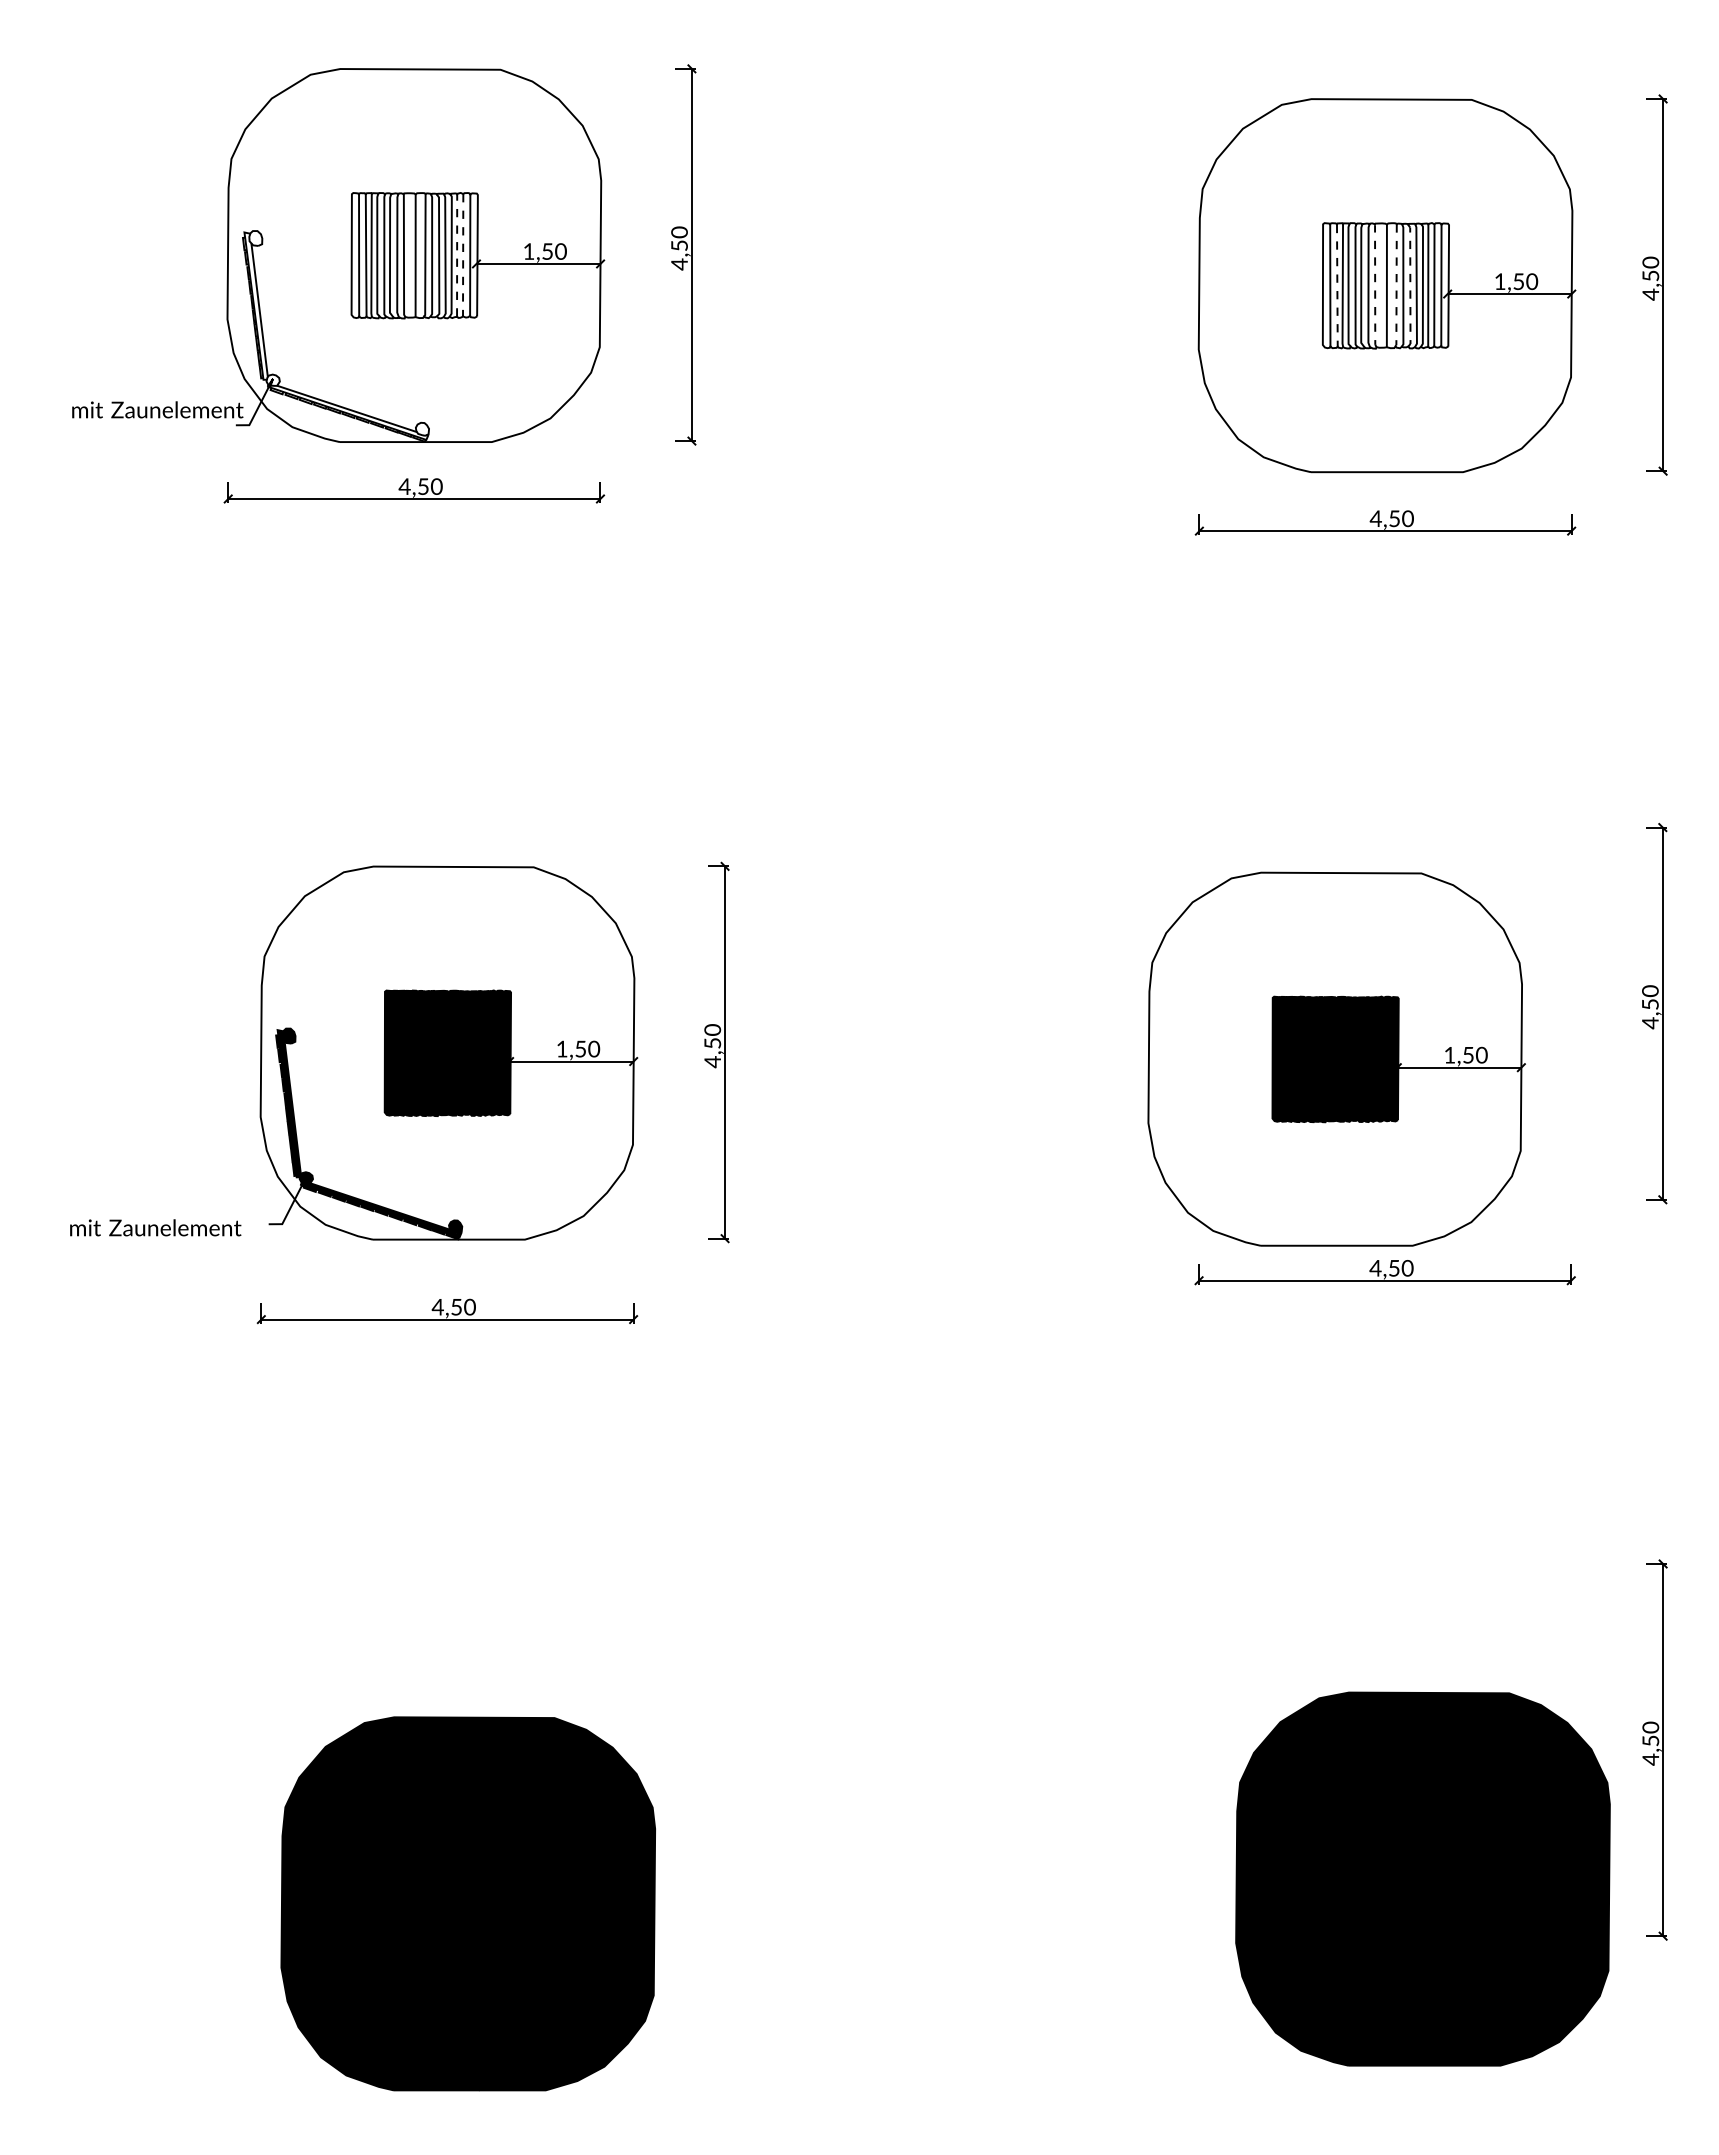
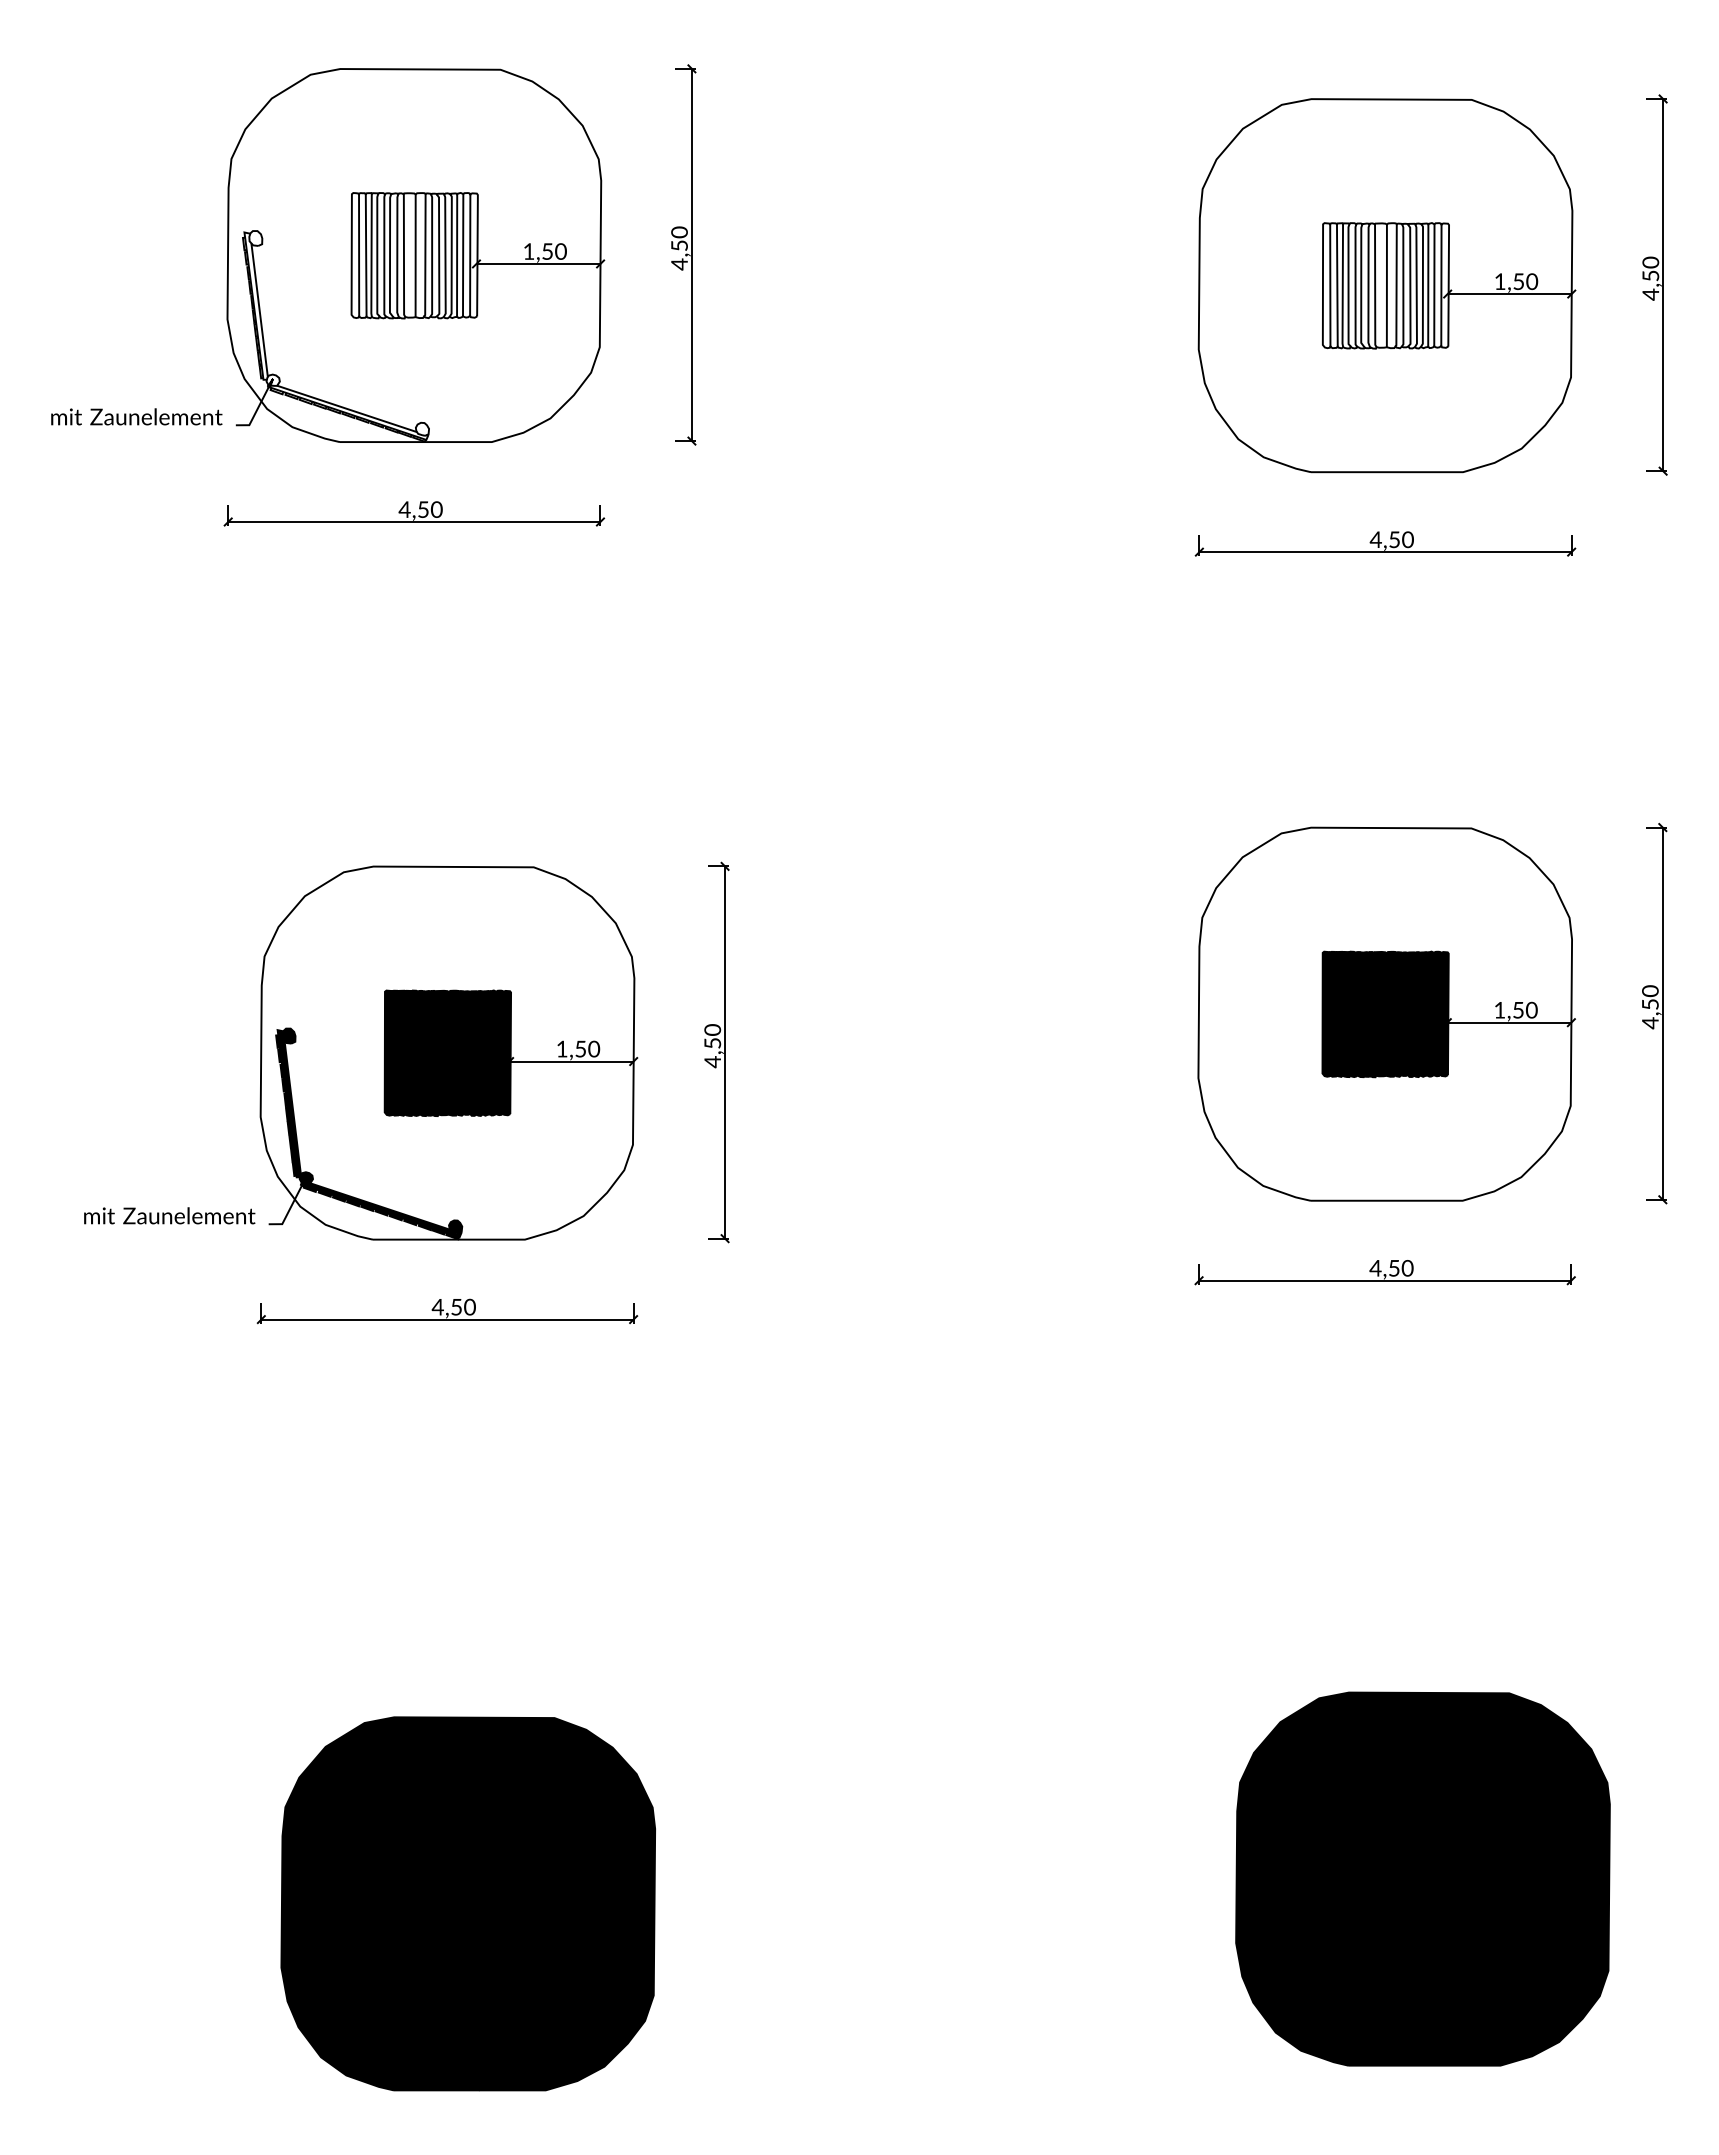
line: dashed -> solid (457, 254)
line: dashed -> solid (463, 255)
line: dashed -> solid (1337, 285)
line: dashed -> solid (1375, 286)
line: dashed -> solid (1396, 286)
line: dashed -> solid (1410, 286)
text position: (157, 409) -> (136, 416) (136, 416)
part position: (414, 490) -> (414, 513) (414, 513)
part position: (1385, 522) -> (1385, 543) (1385, 543)
part position: (1336, 1058) -> (1386, 1013) (1386, 1013)
text position: (155, 1227) -> (169, 1215) (169, 1215)
part: present -> none (1654, 1749)
